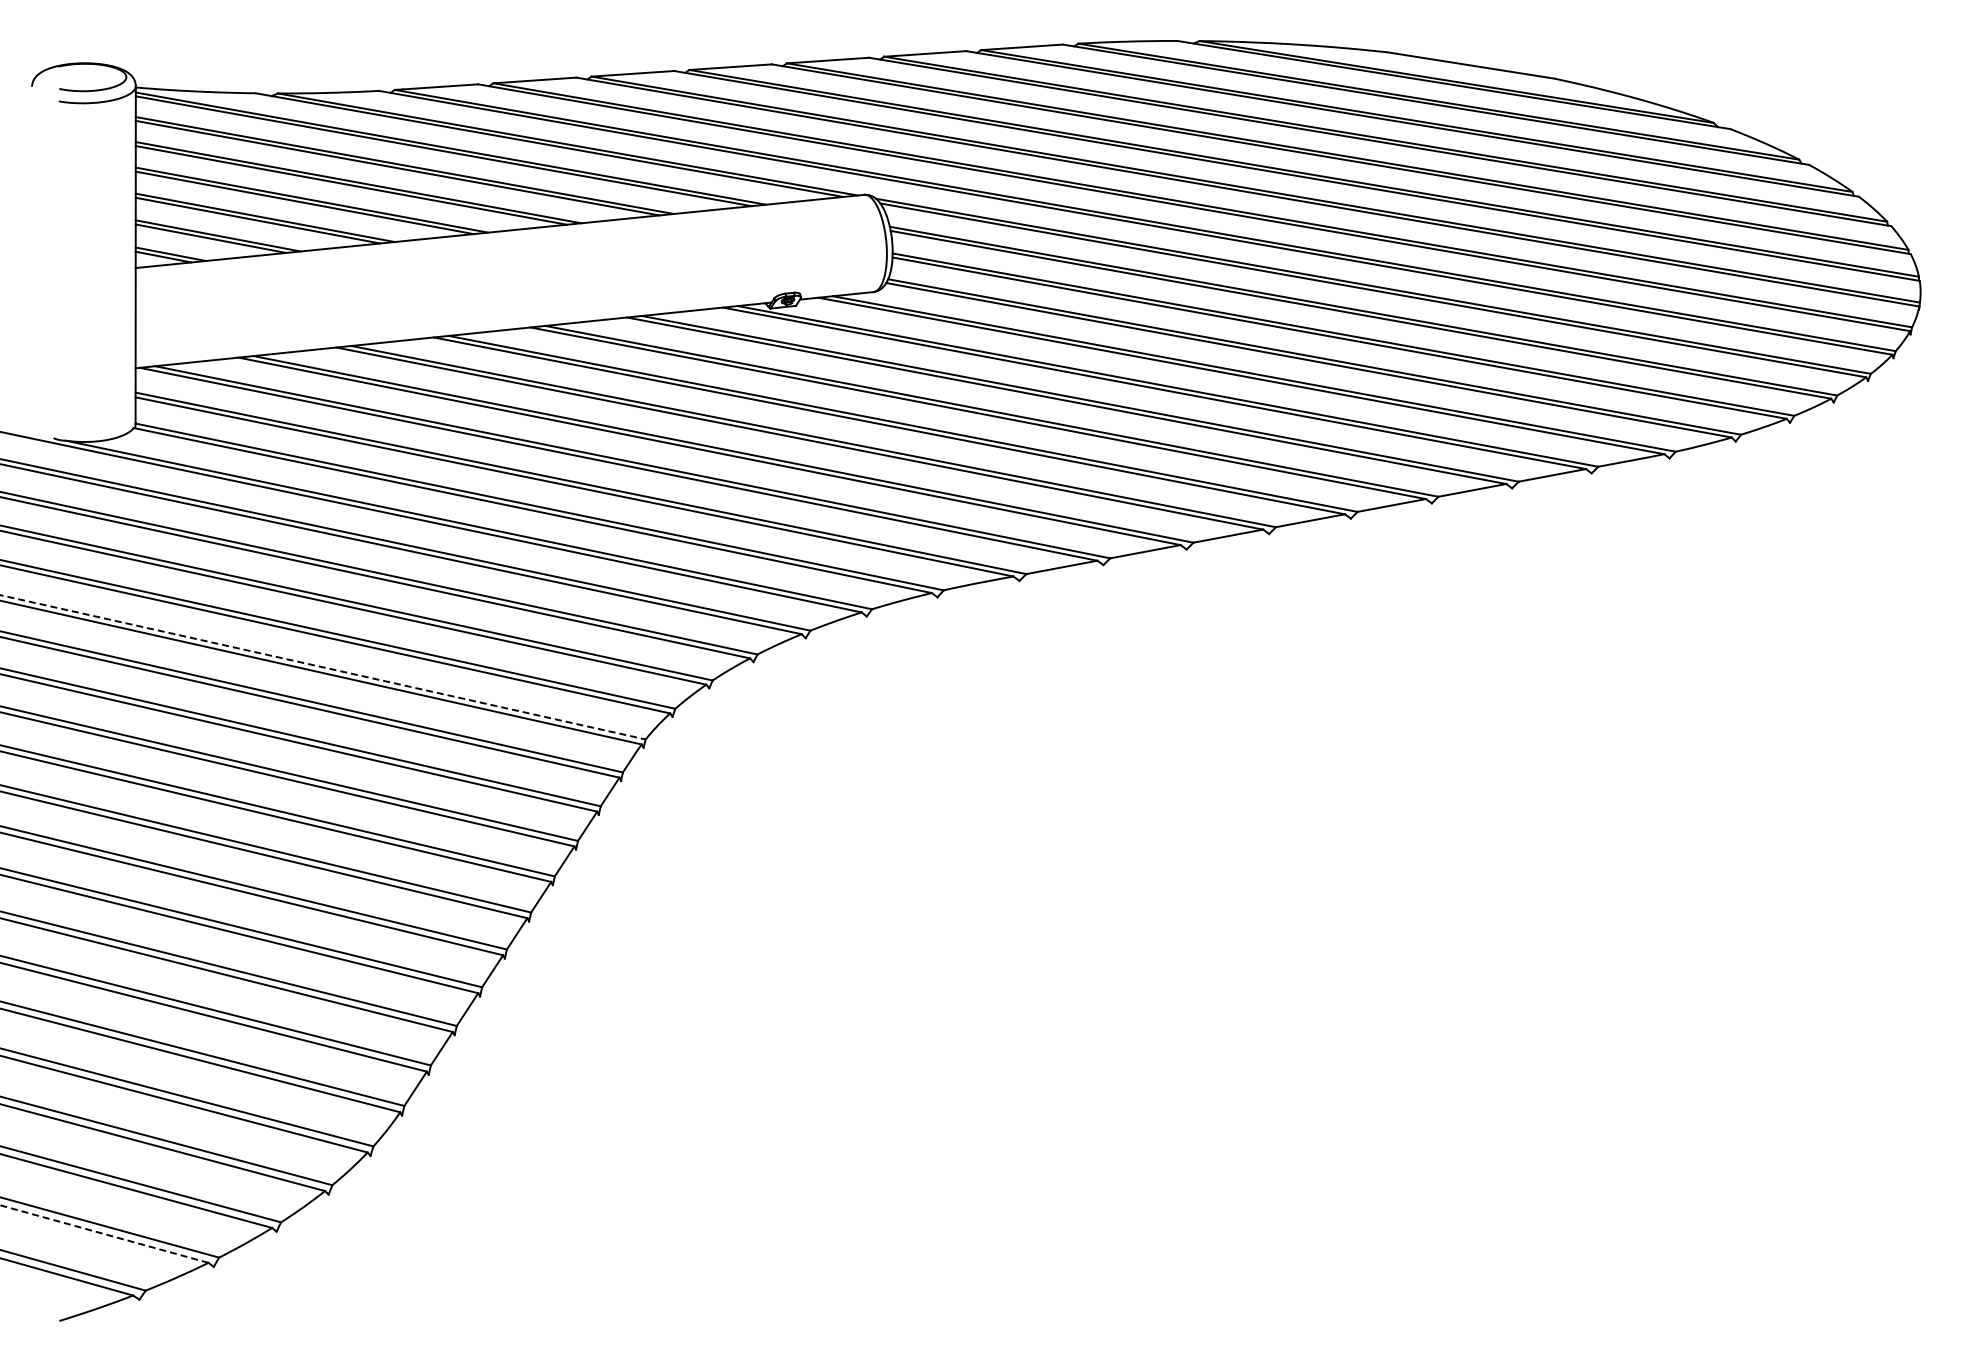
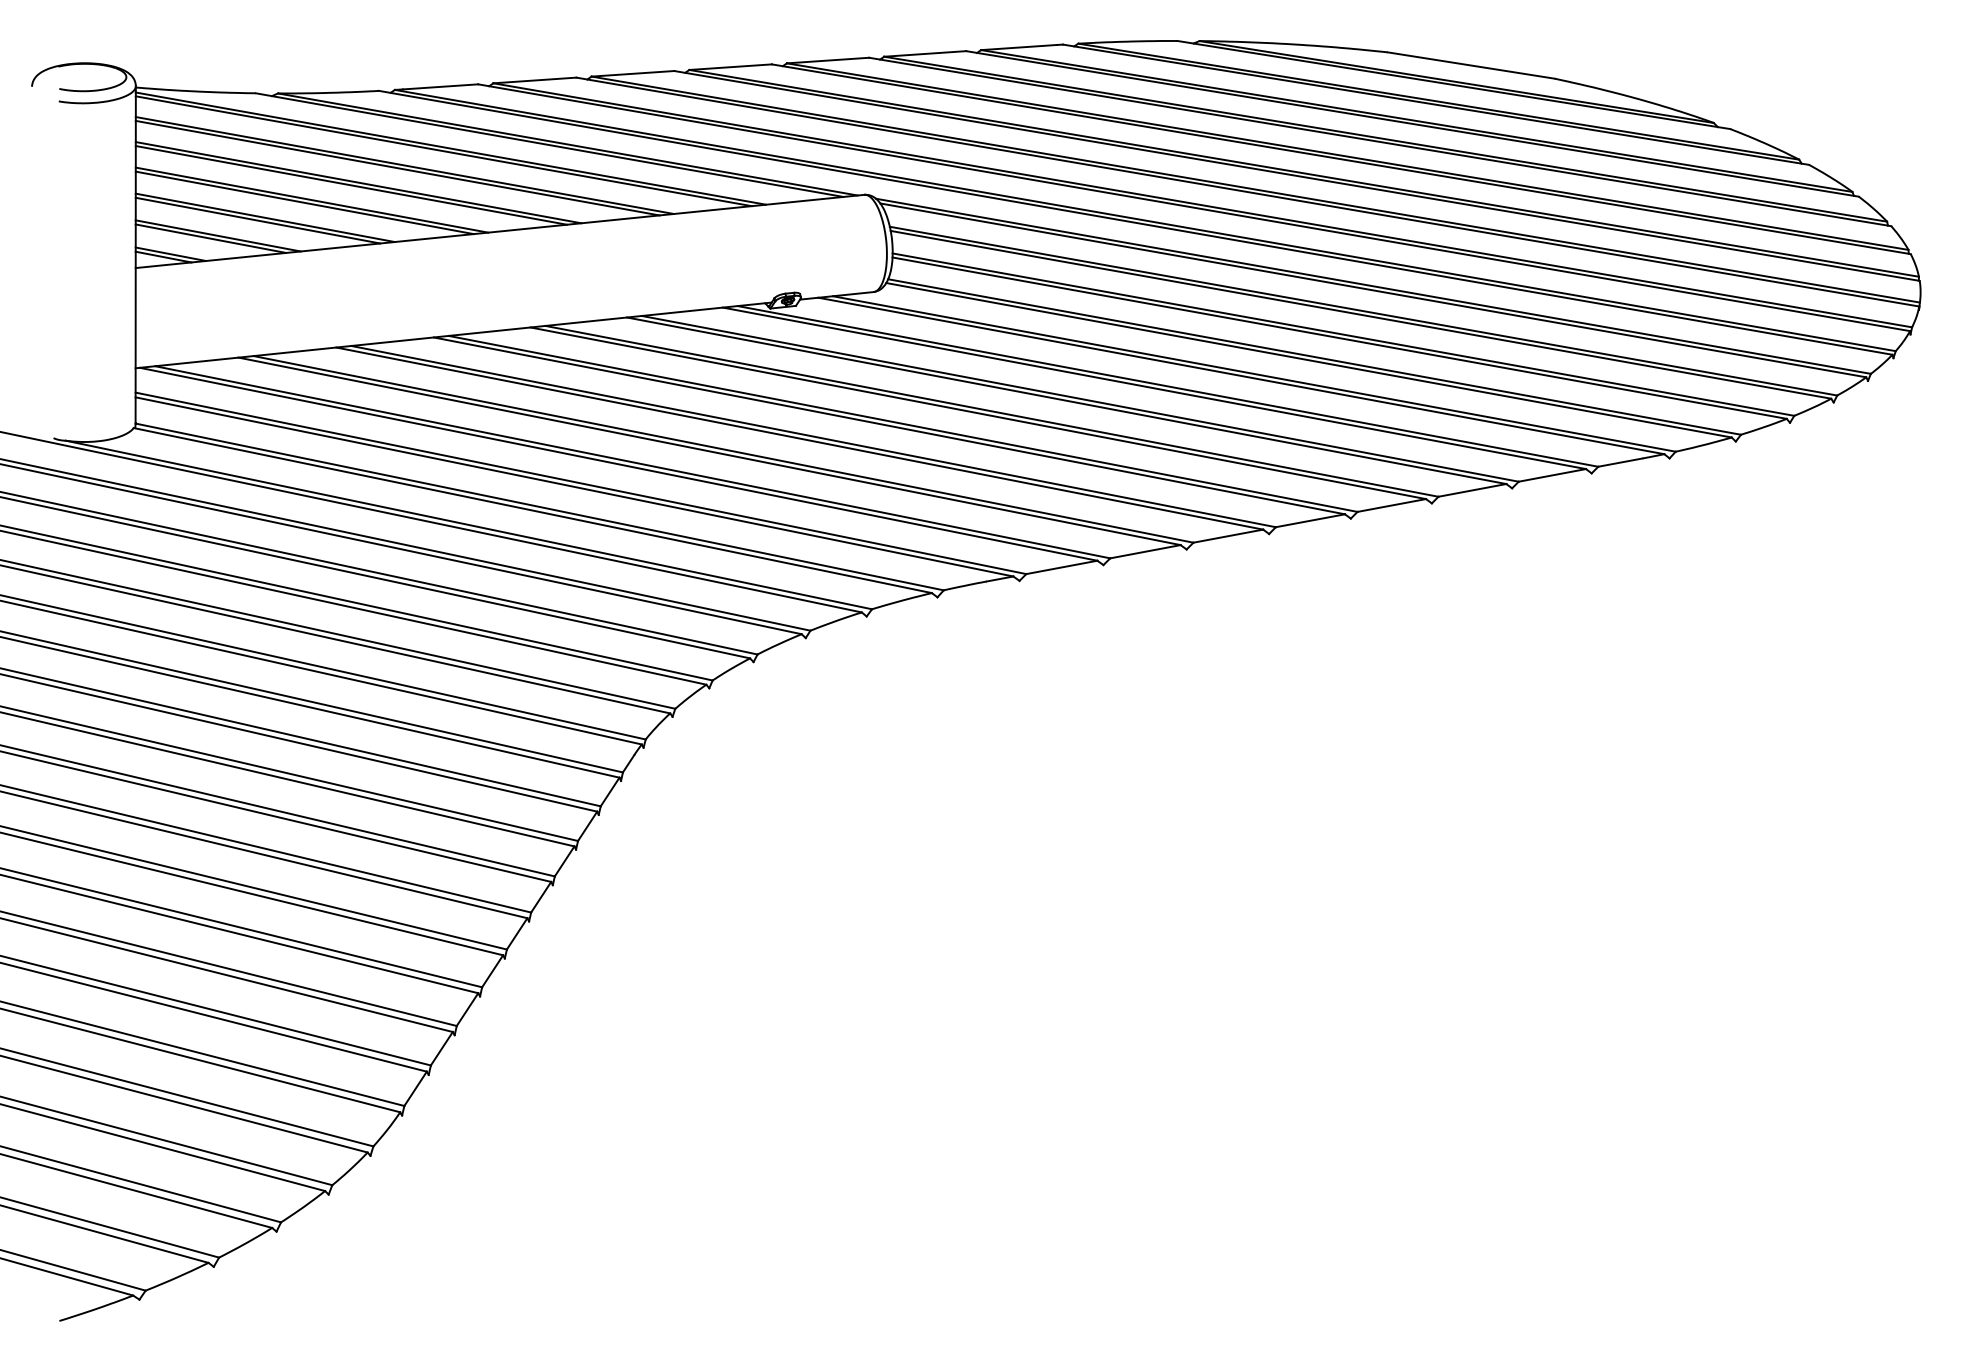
line: dashed -> solid (323, 667)
line: dashed -> solid (104, 1234)
